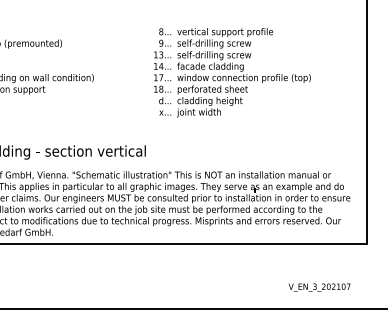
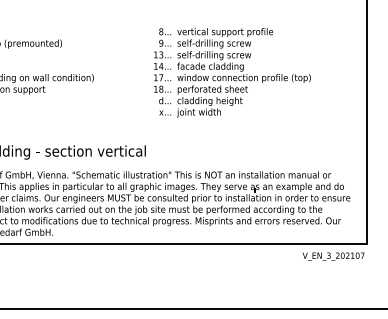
text position: (319, 287) -> (333, 256) (333, 256)
